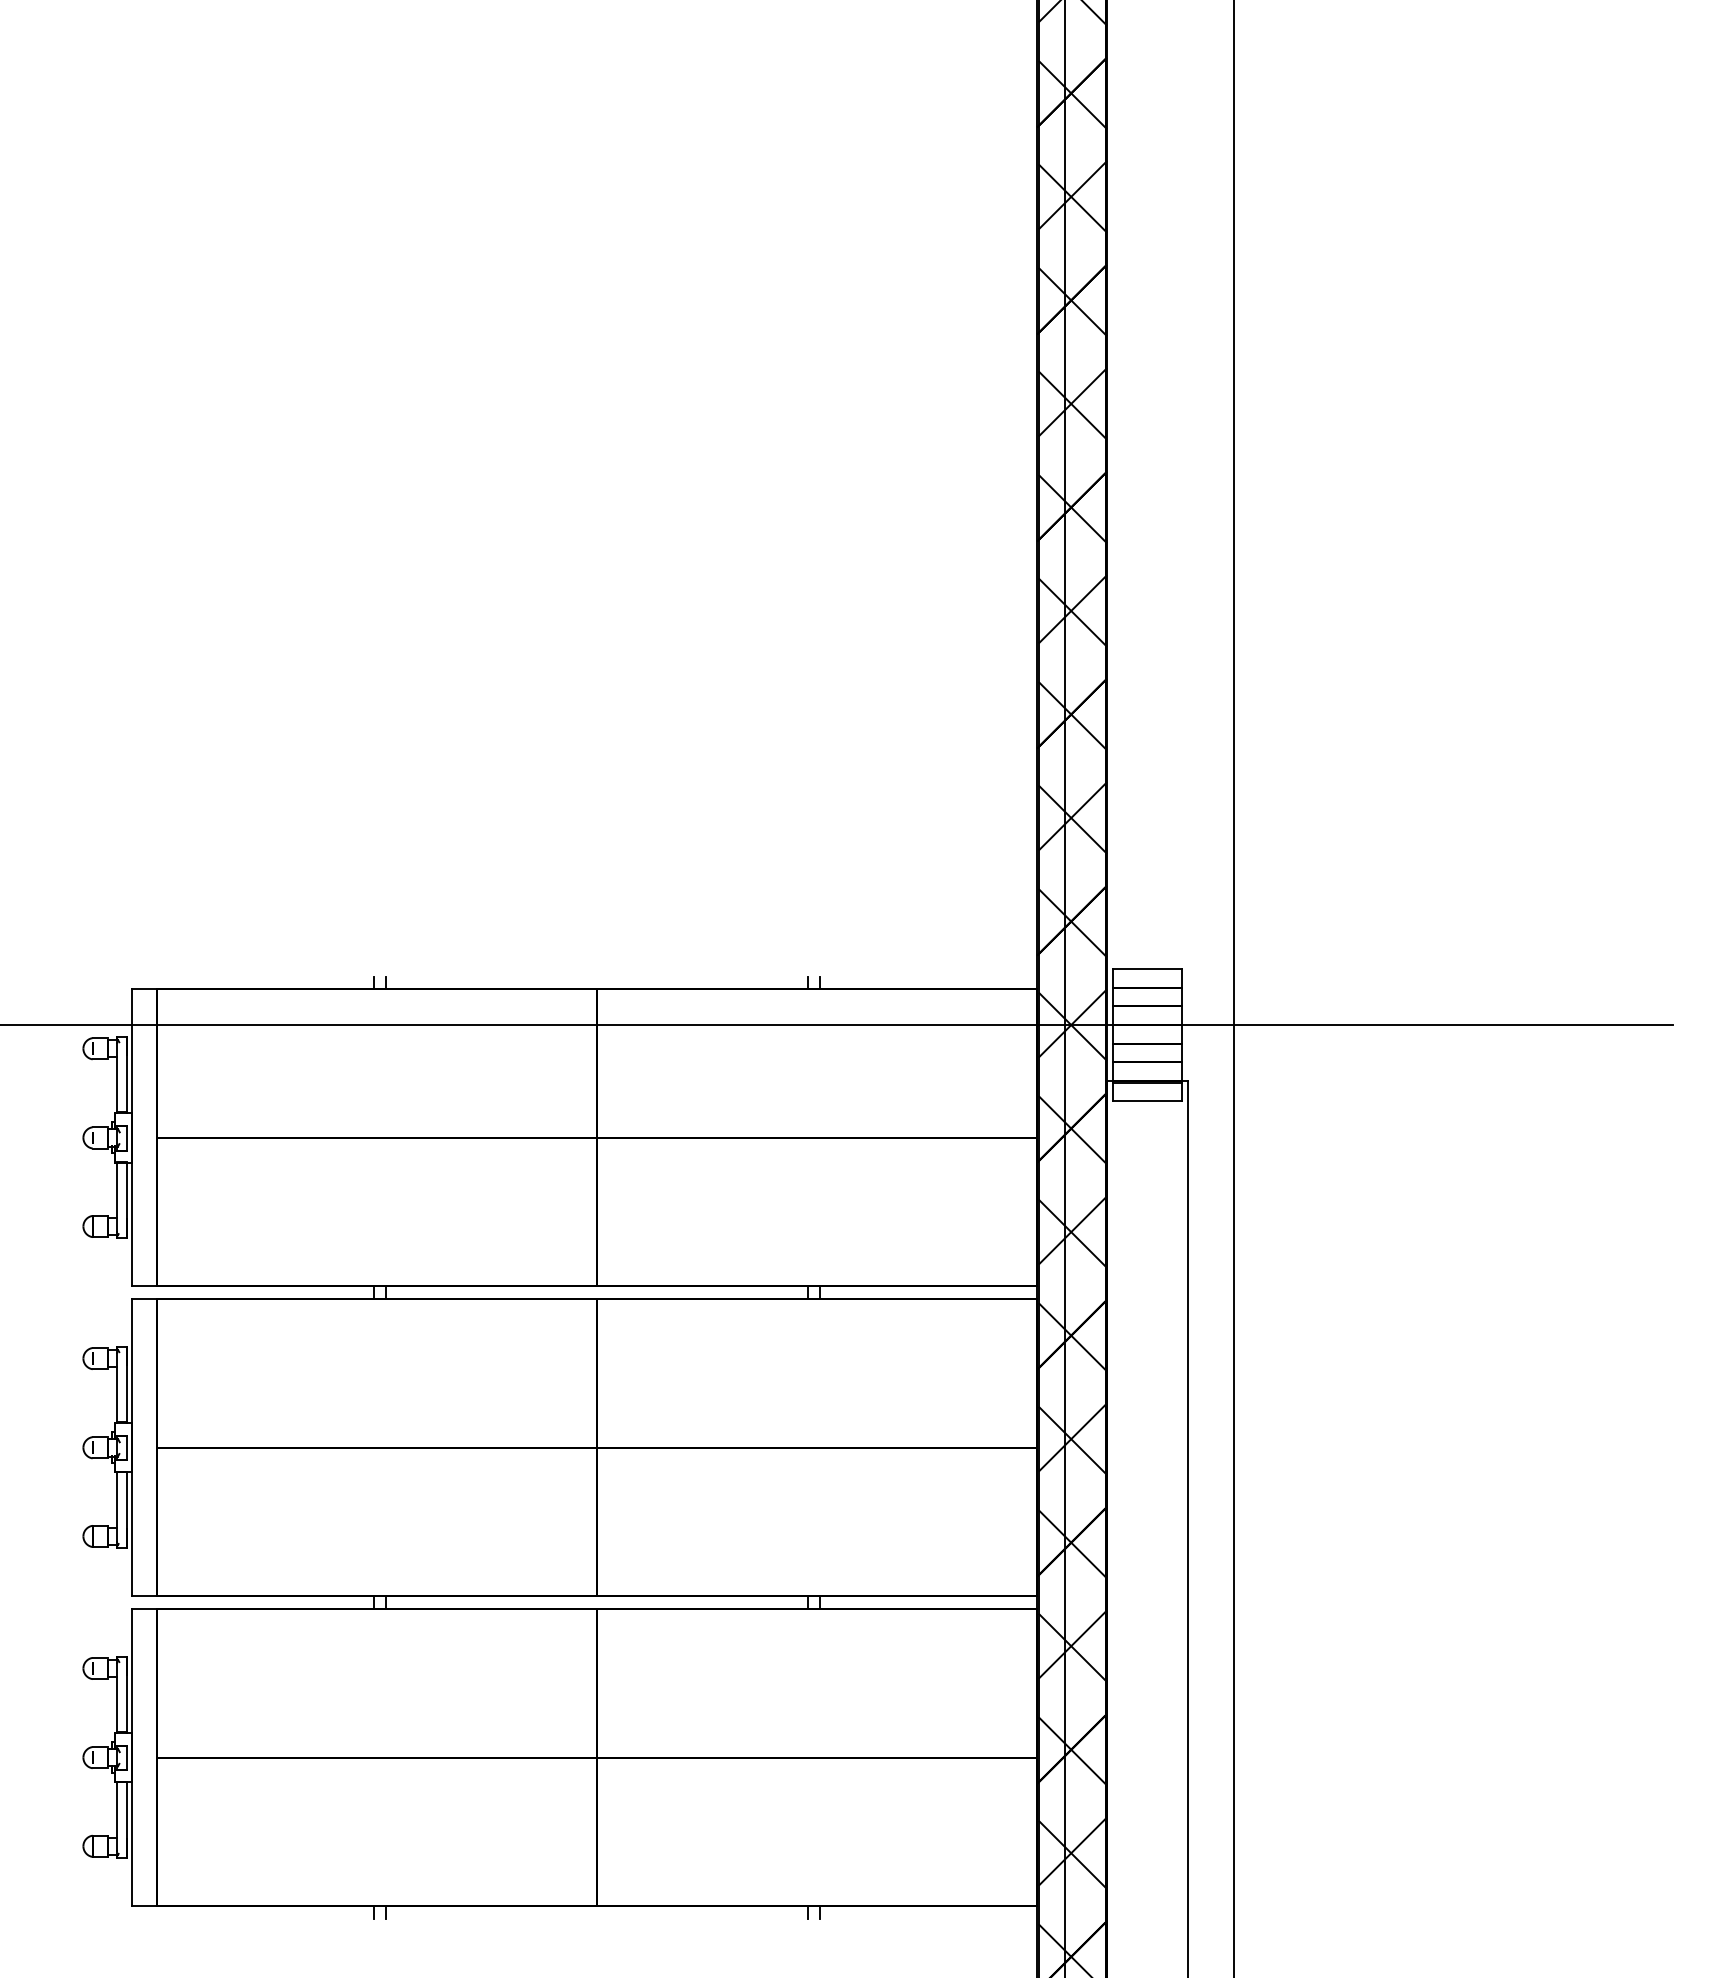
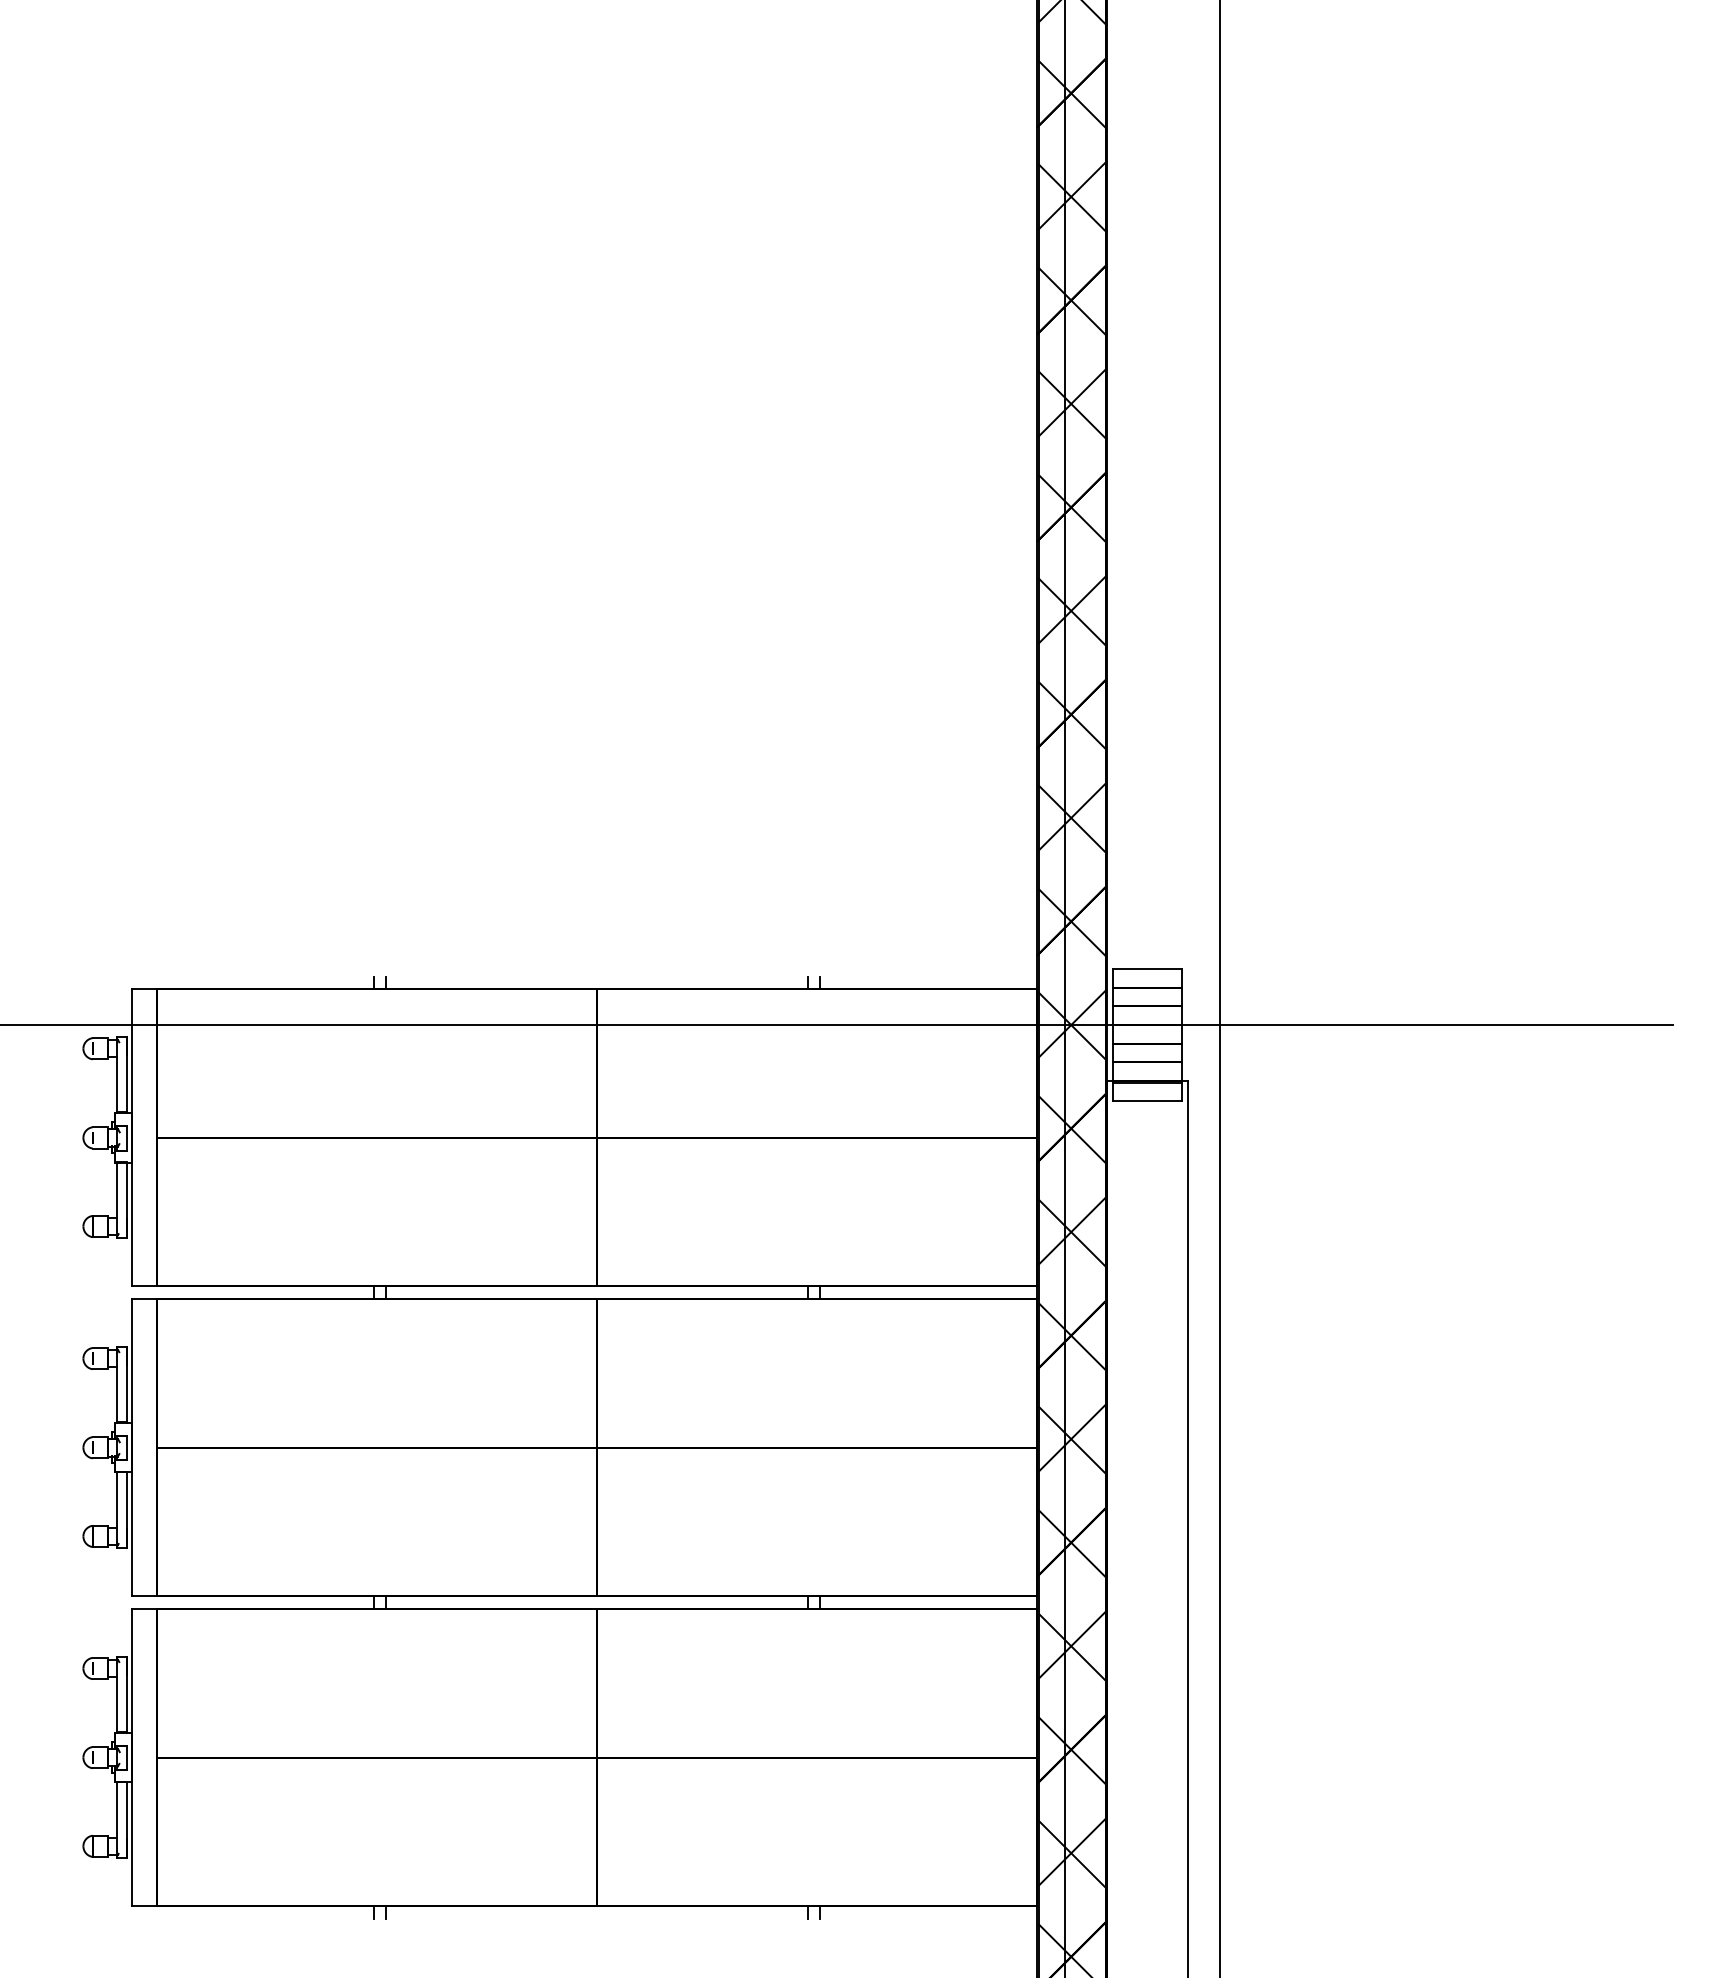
line position: (1233, 988) -> (1219, 988) (1219, 988)
